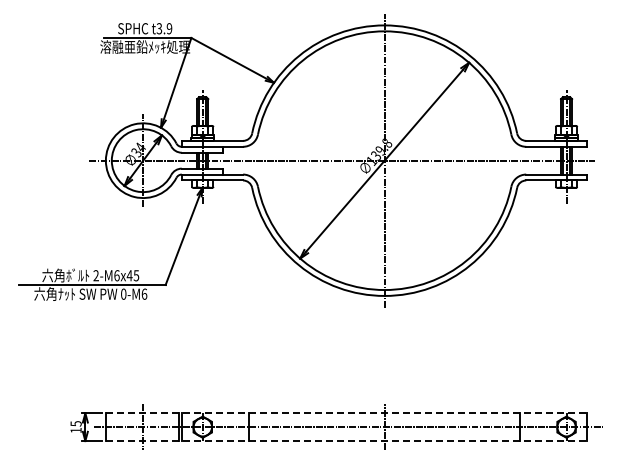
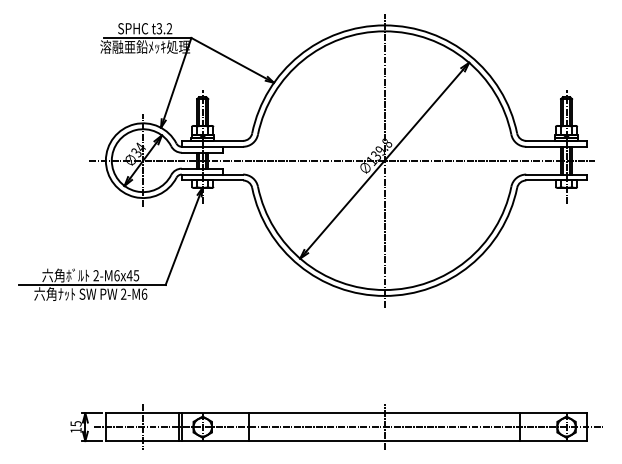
text: t3.9 -> t3.2 (169, 28)
text: 0-M6 -> 2-M6 (123, 293)
line: dashed -> solid (346, 413)
line: dashed -> solid (346, 441)
